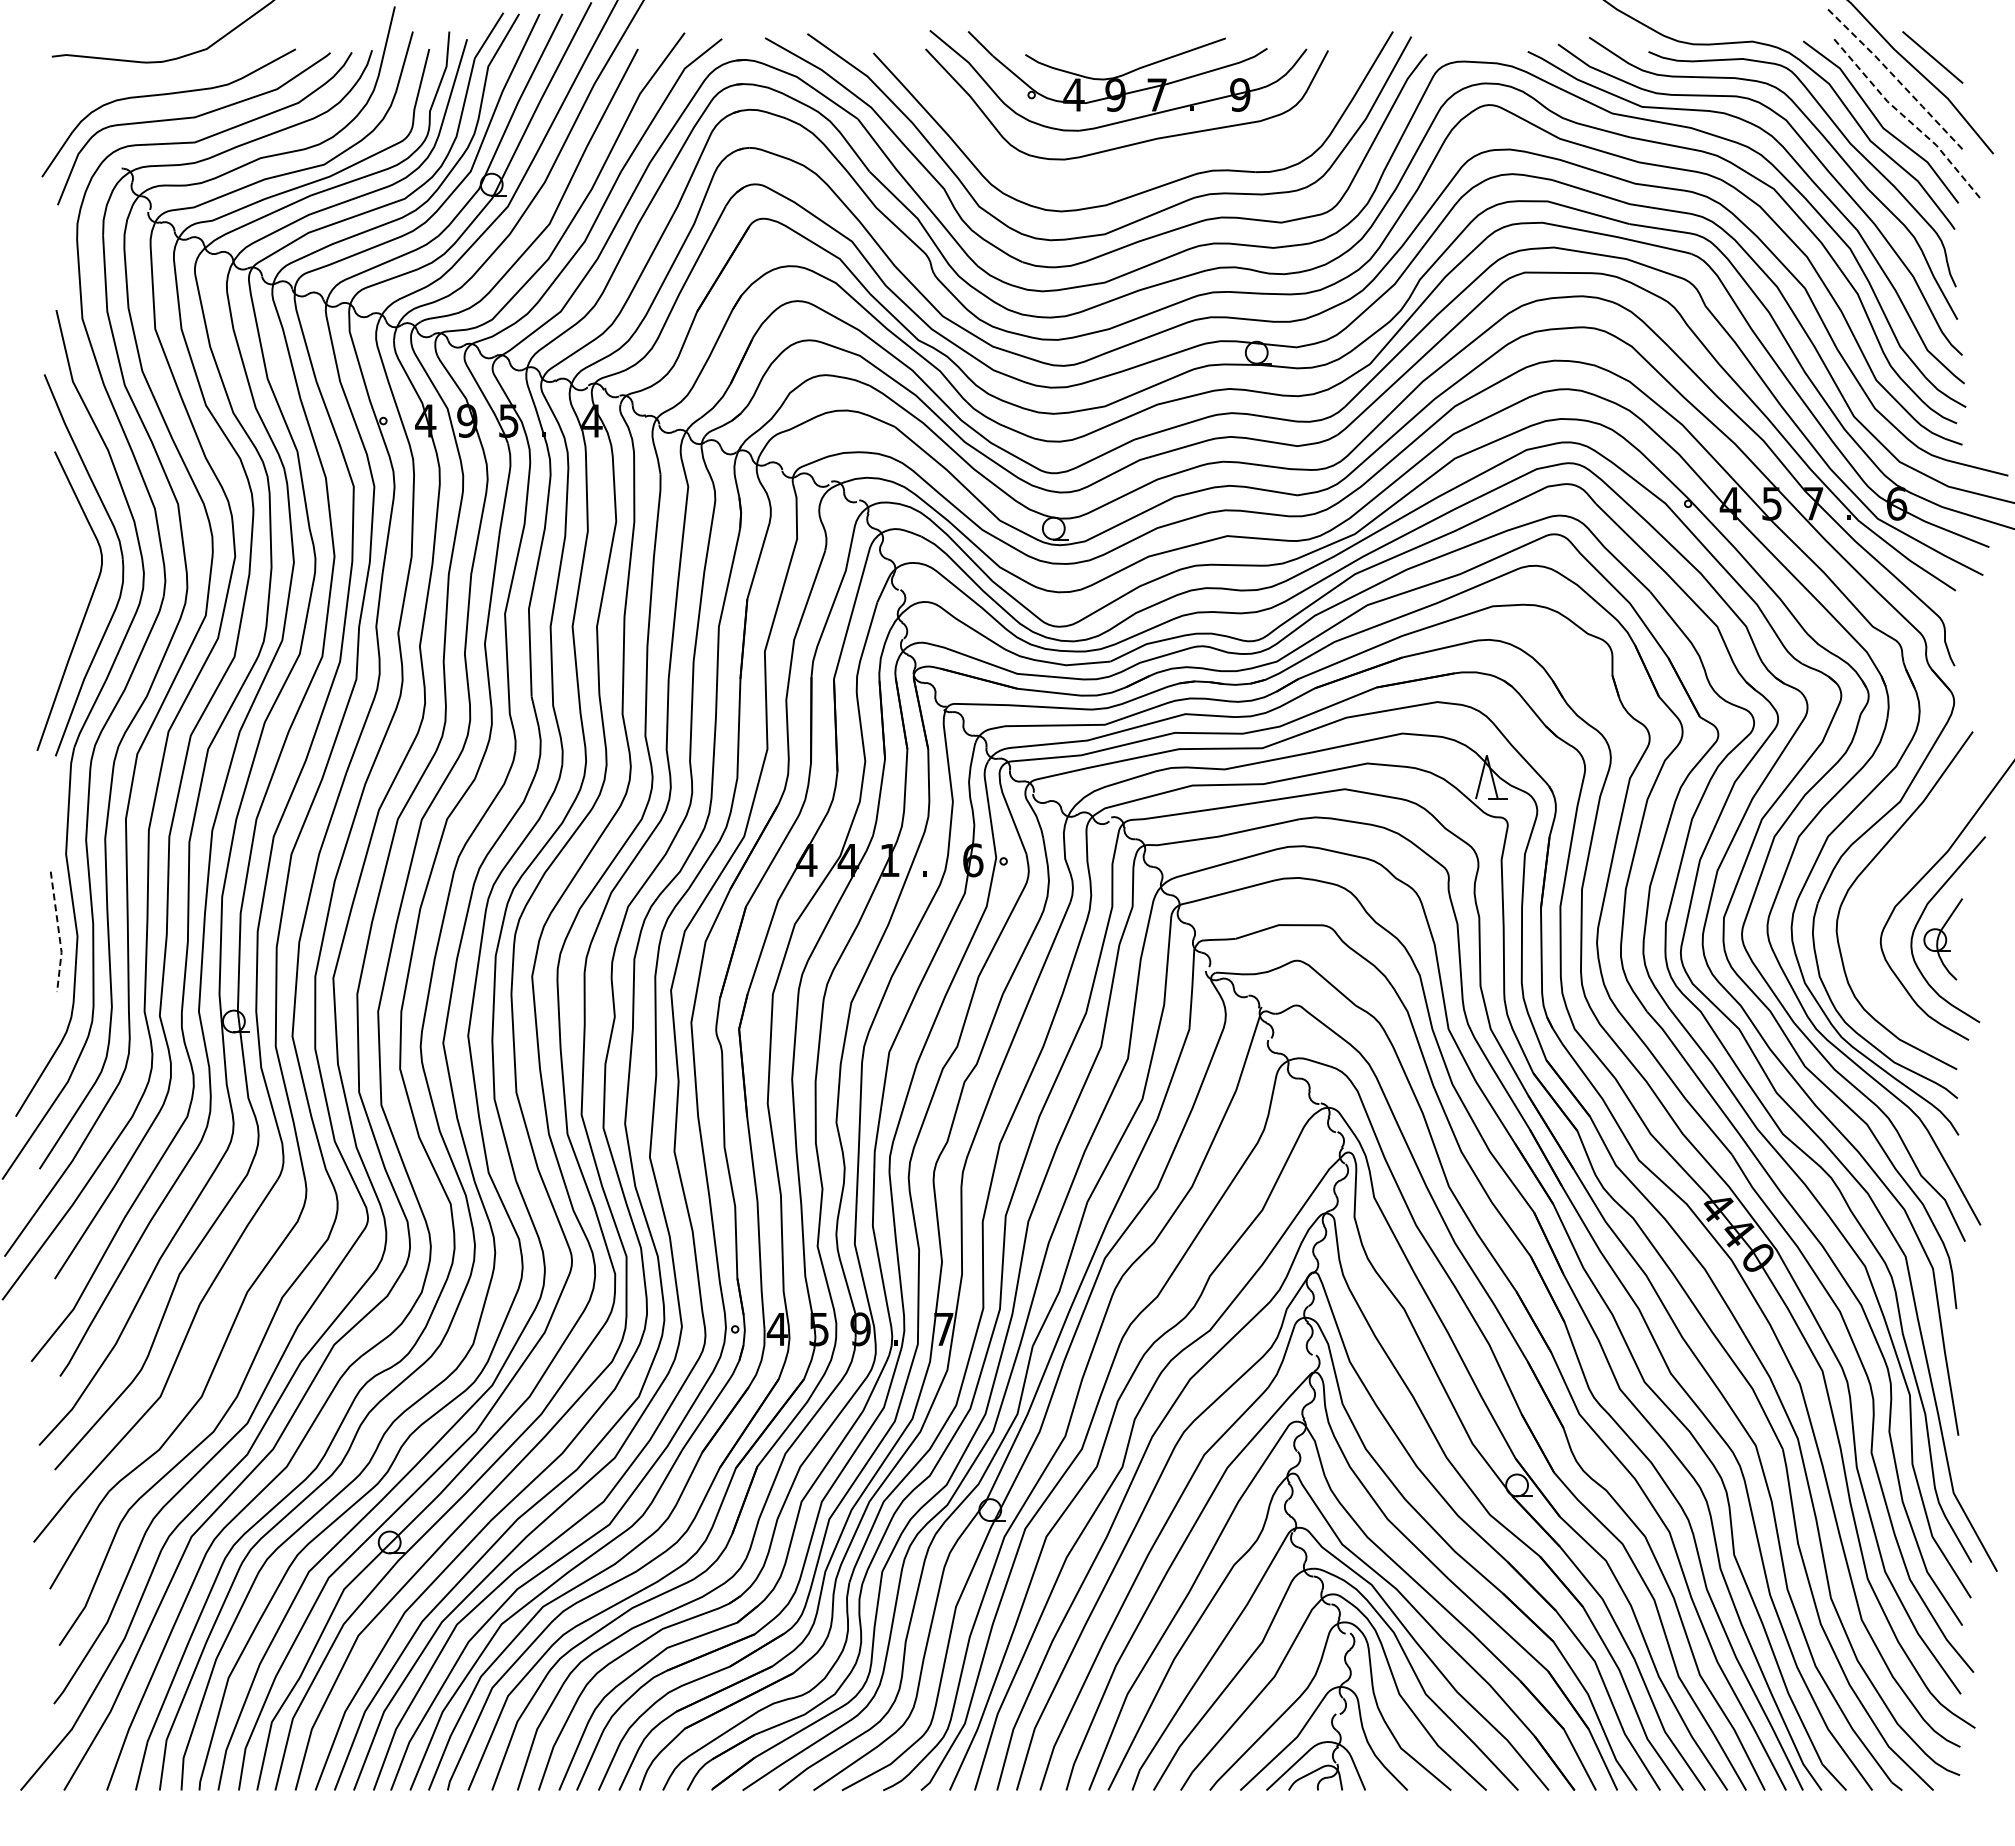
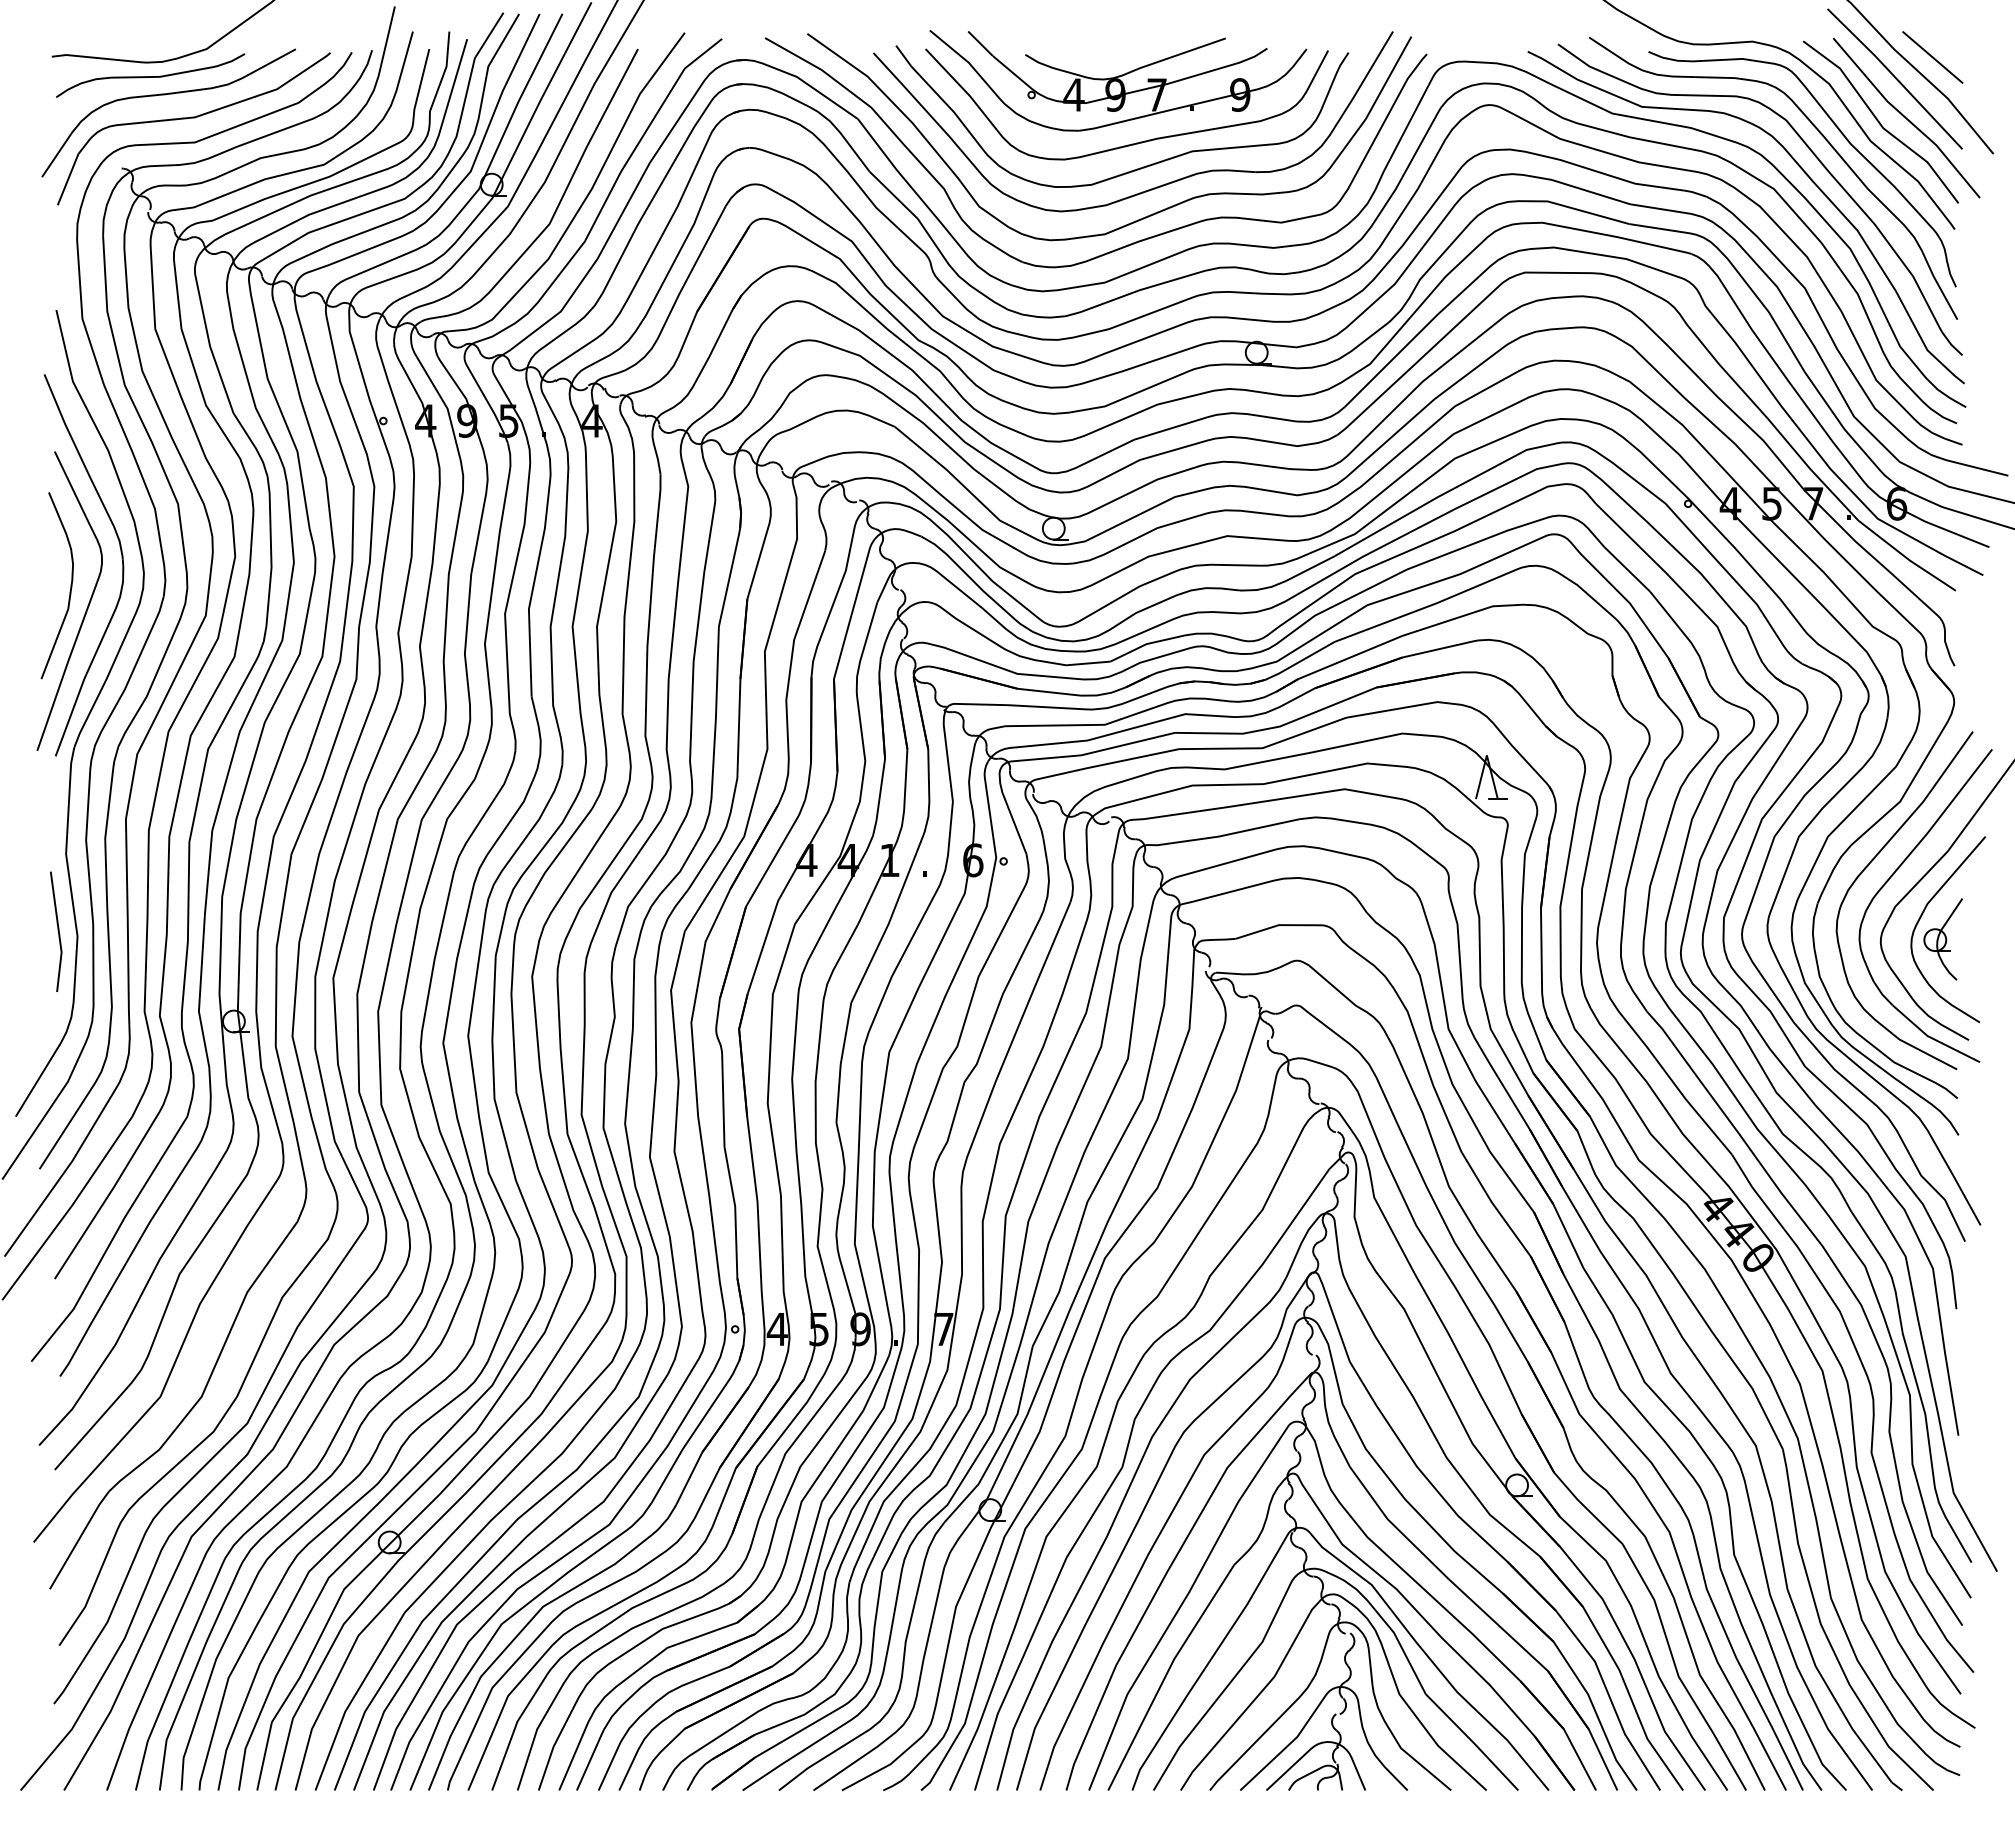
curve: none -> present (150, 76)
line: dashed -> solid (1896, 78)
line: dashed -> solid (1906, 118)
part: none -> present (1140, 167)
curve: none -> present (70, 585)
part: none -> present (1889, 880)
line: dashed -> solid (58, 932)
